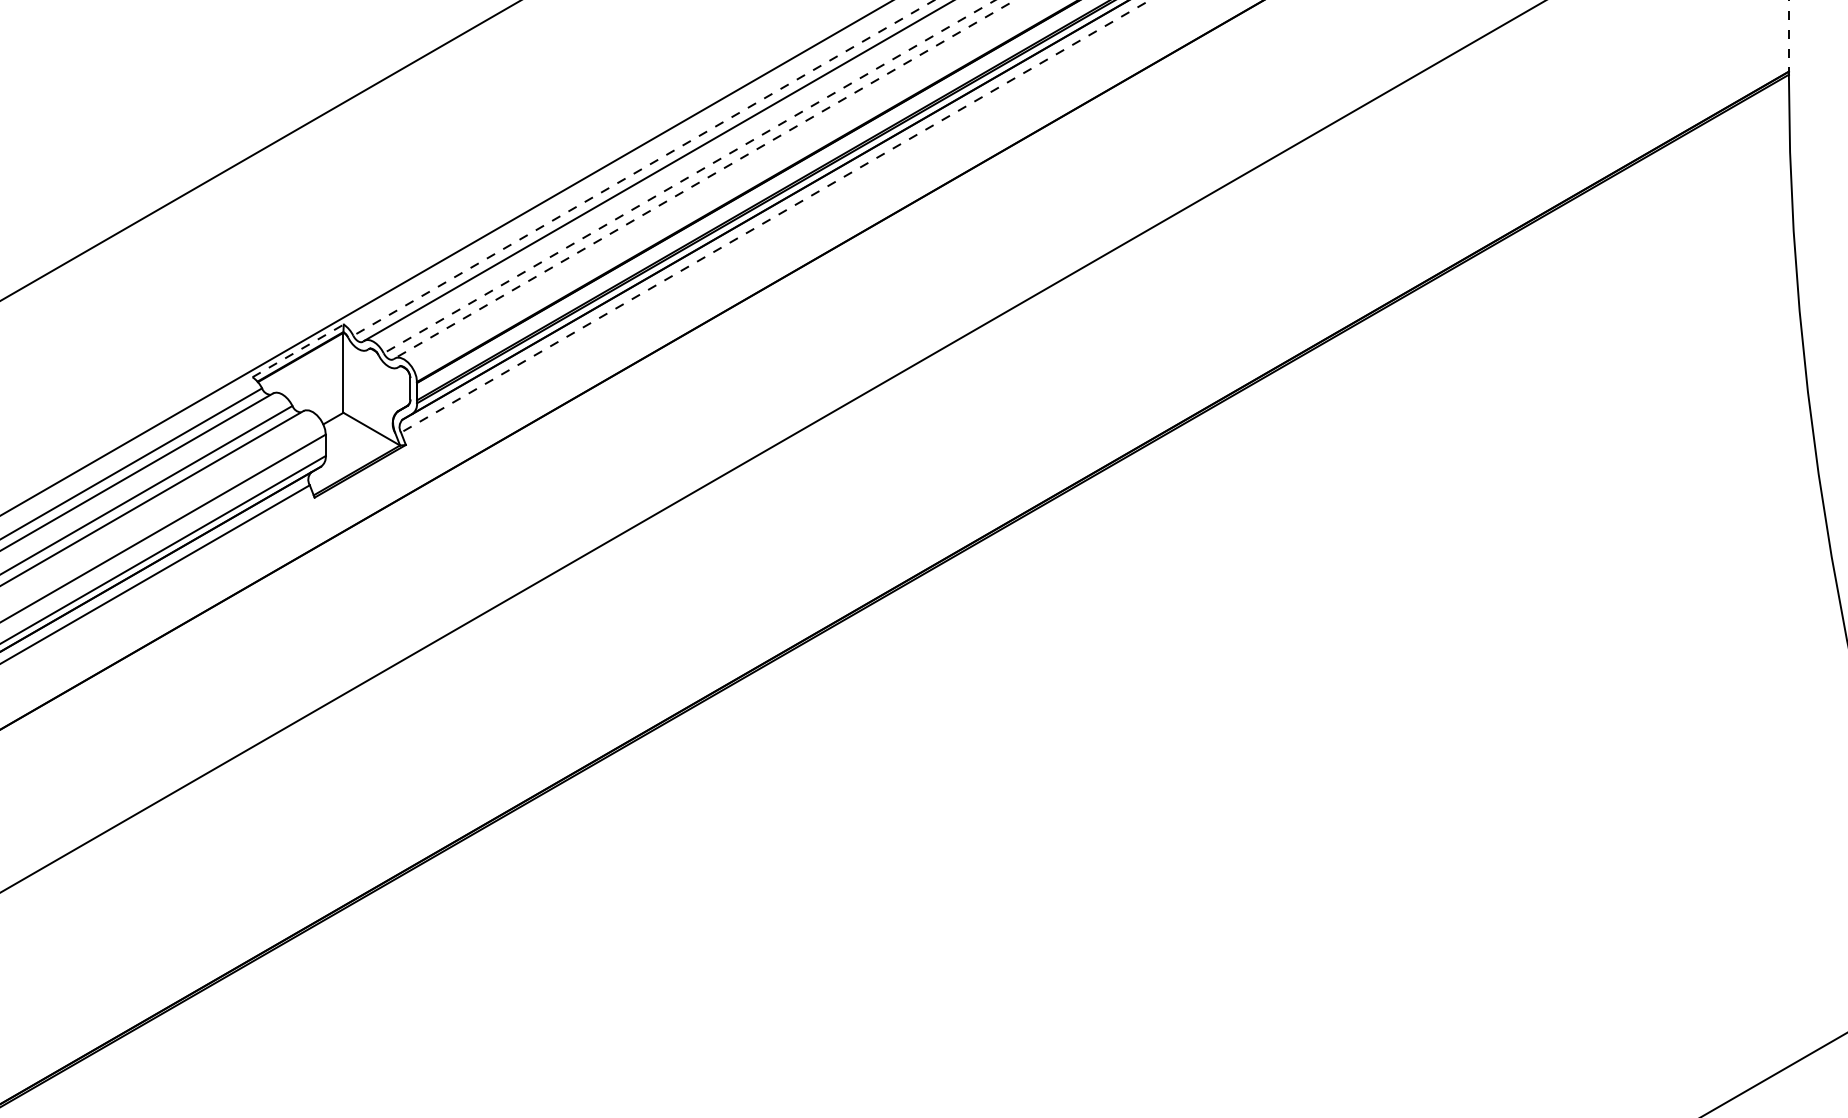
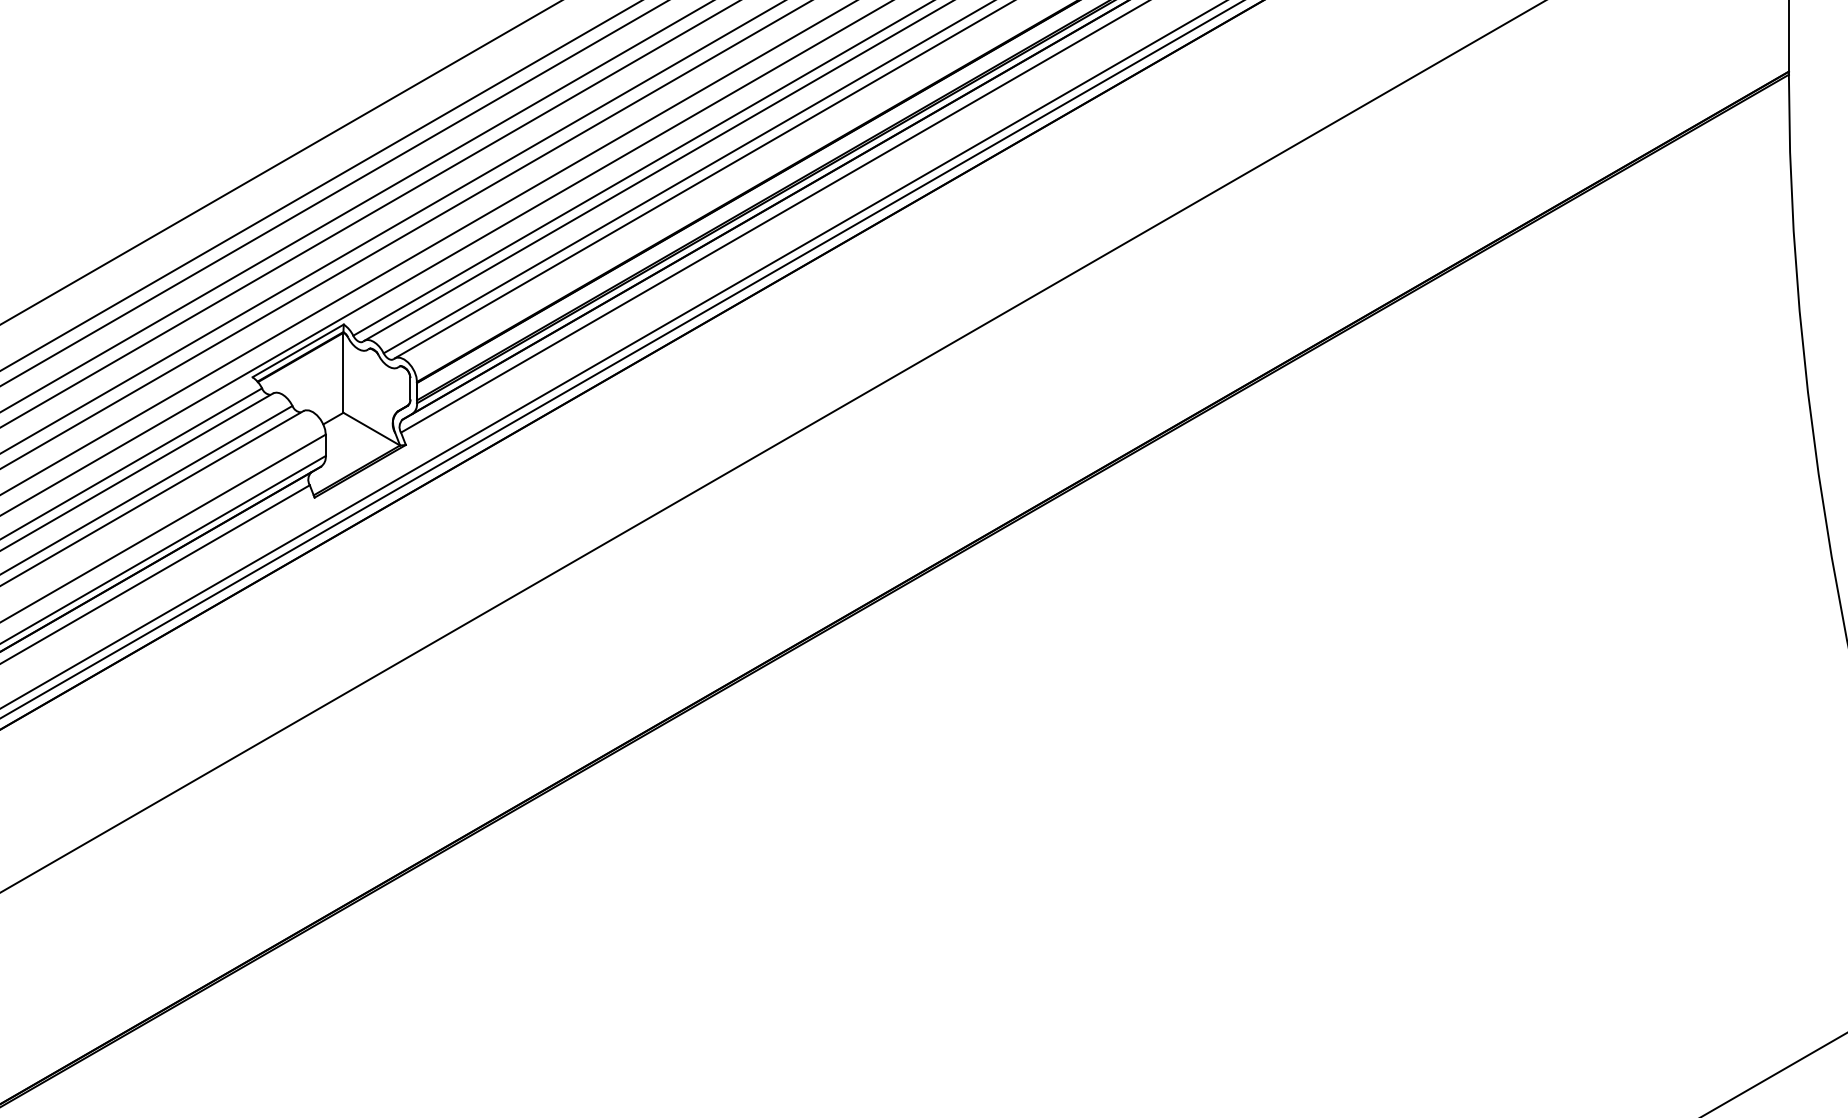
line: dashed -> solid (1788, 36)
line position: (259, 150) -> (280, 162) (280, 162)
line: dashed -> solid (643, 168)
line: dashed -> solid (689, 176)
line: dashed -> solid (704, 179)
line: none -> present (320, 185)
line: none -> present (333, 193)
line: none -> present (356, 206)
line: none -> present (369, 214)
line: dashed -> solid (775, 216)
line: none -> present (392, 227)
line: none -> present (405, 234)
line: none -> present (428, 248)
line: dashed -> solid (298, 350)
line: none -> present (612, 354)
line: none -> present (621, 359)
